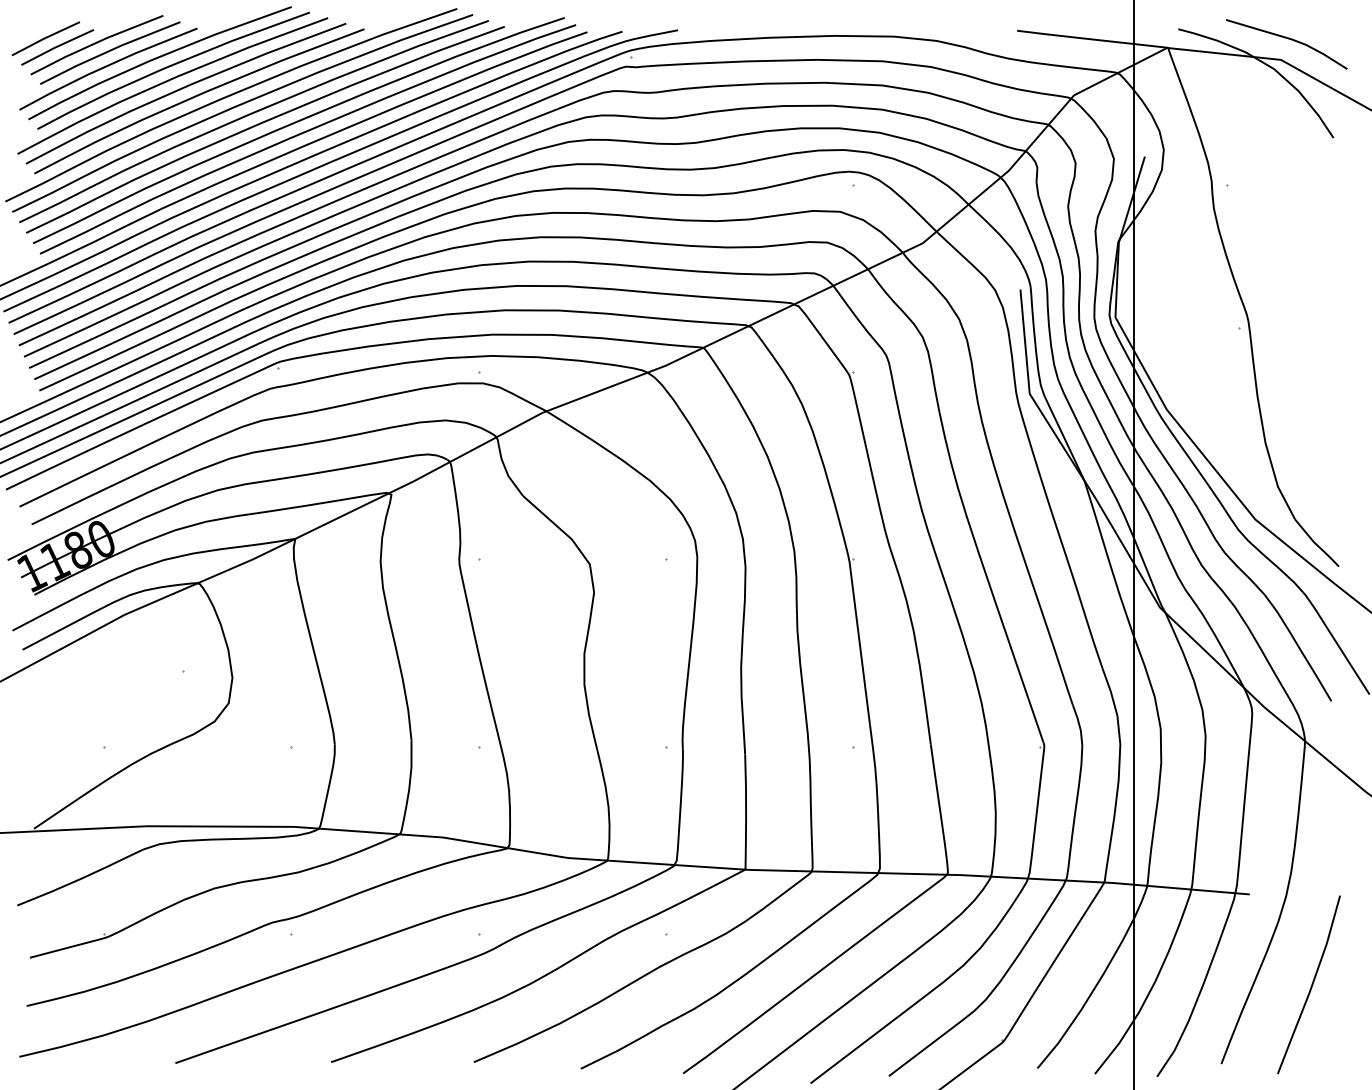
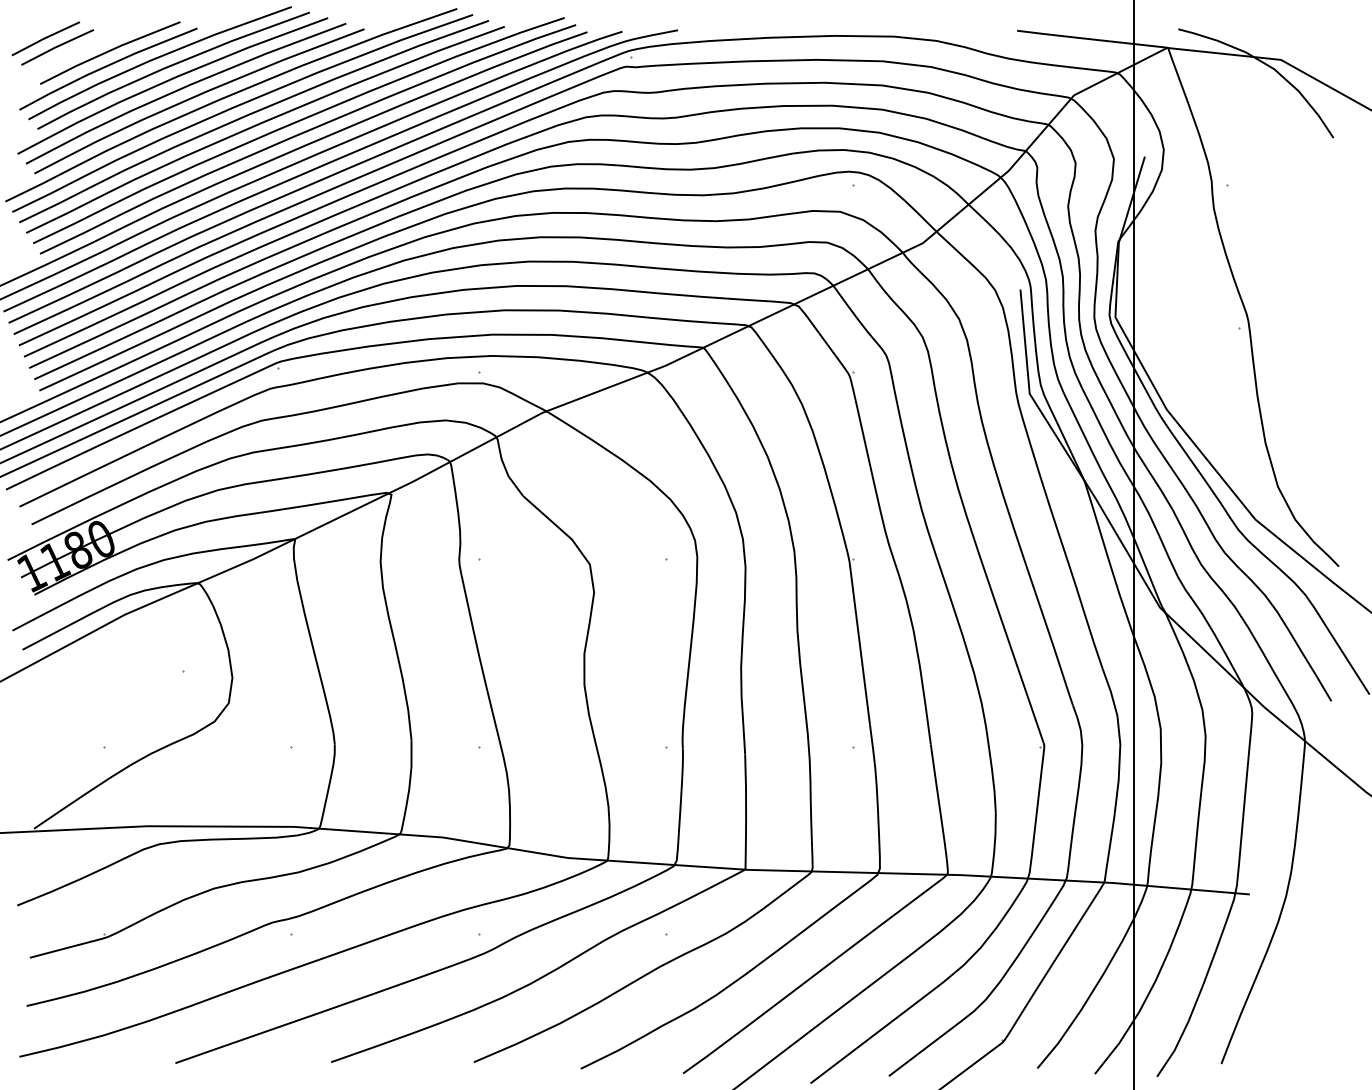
line: present -> none (1287, 39)
line: present -> none (95, 44)
line: present -> none (1310, 986)
